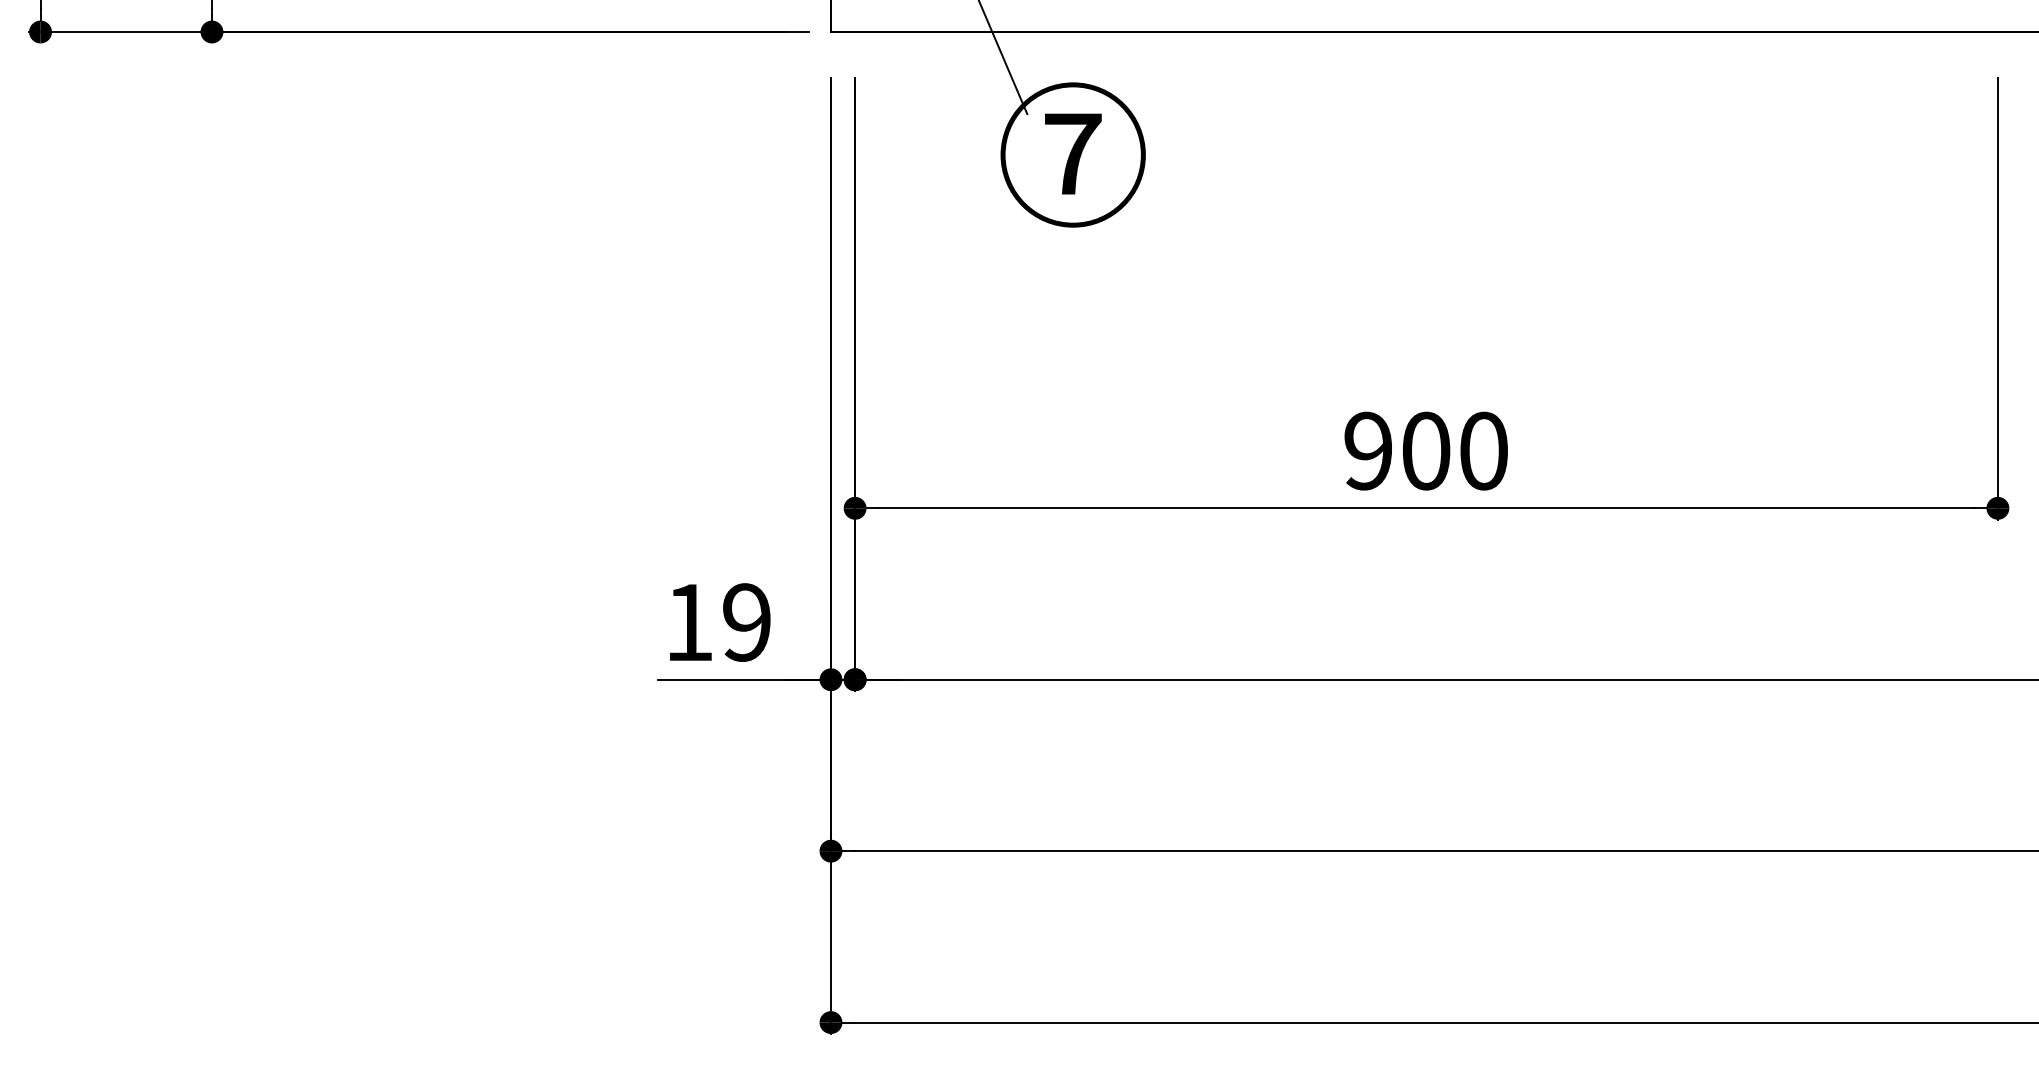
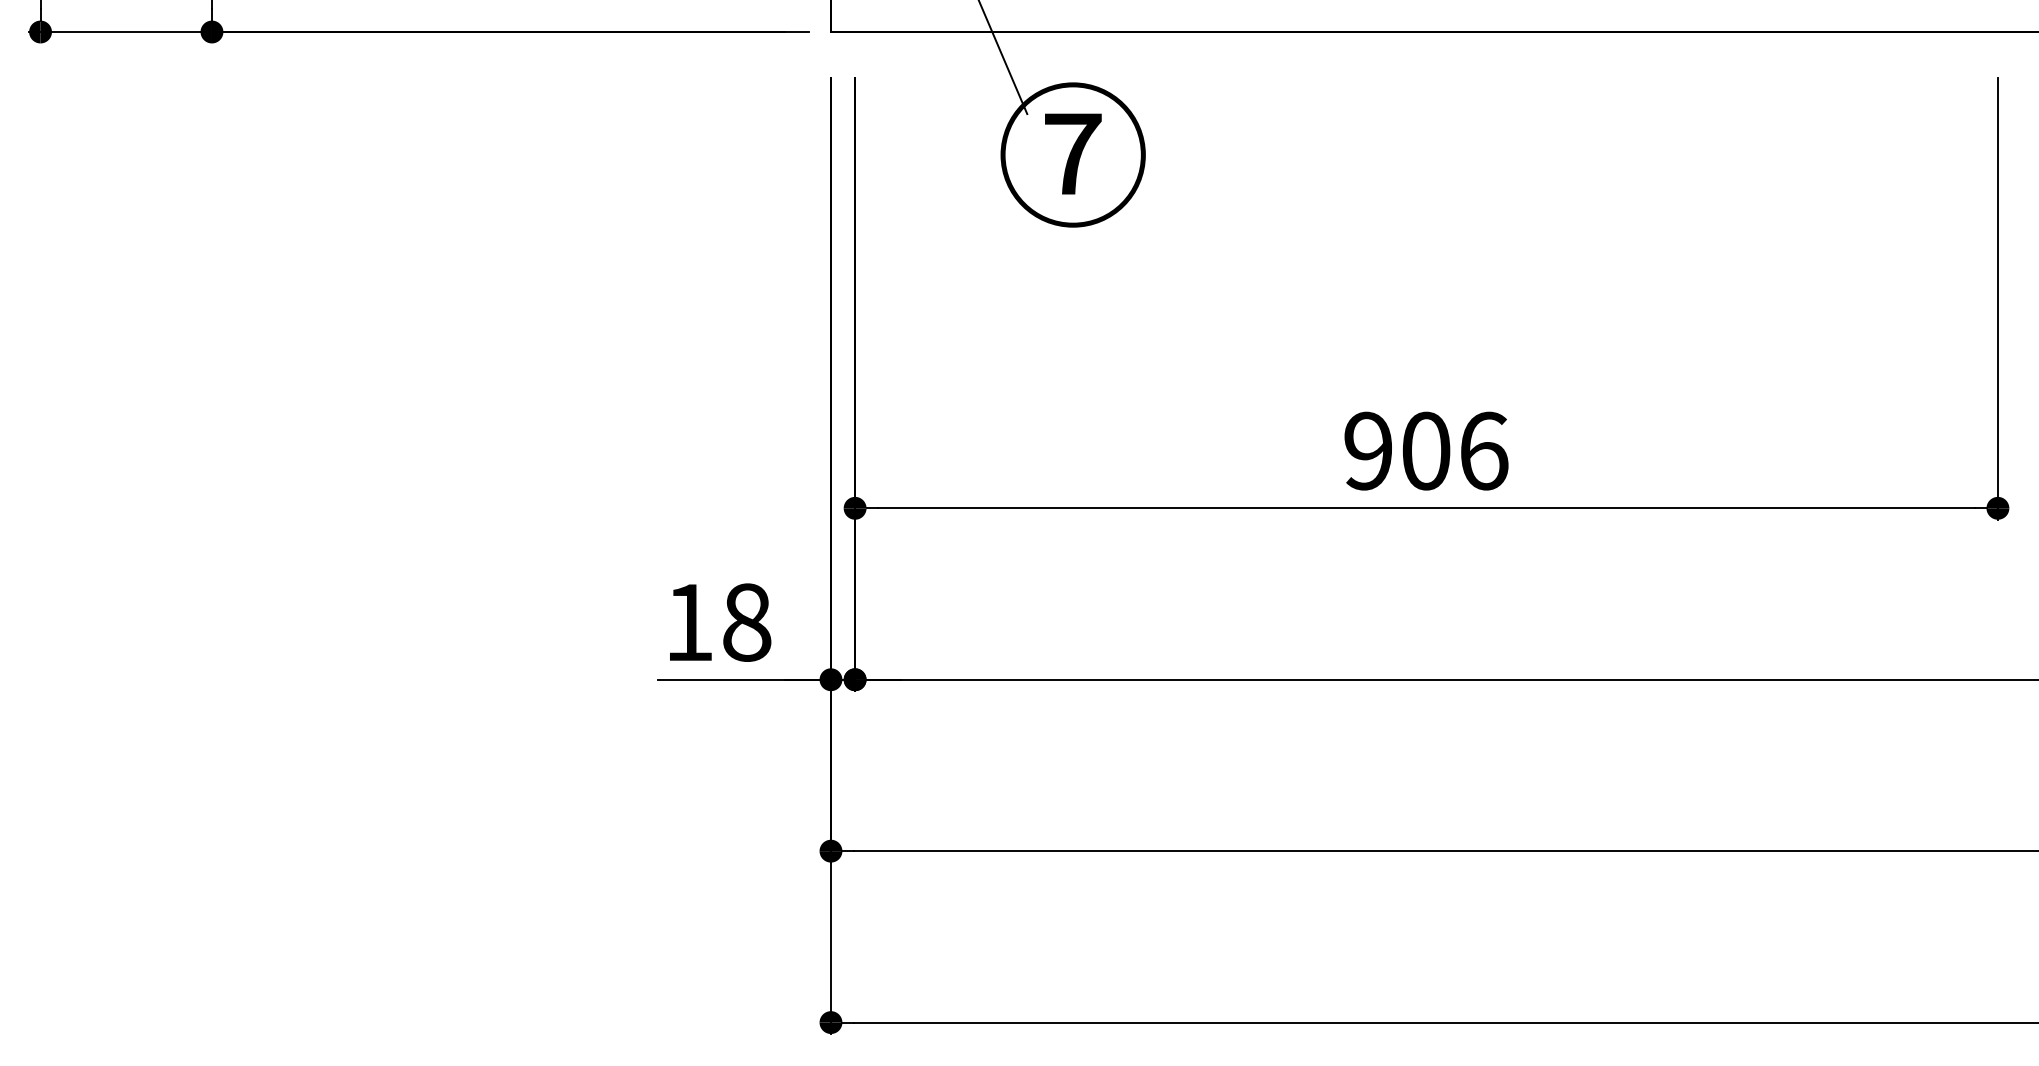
text: 900 -> 906 (1484, 450)
text: 19 -> 18 (747, 622)
